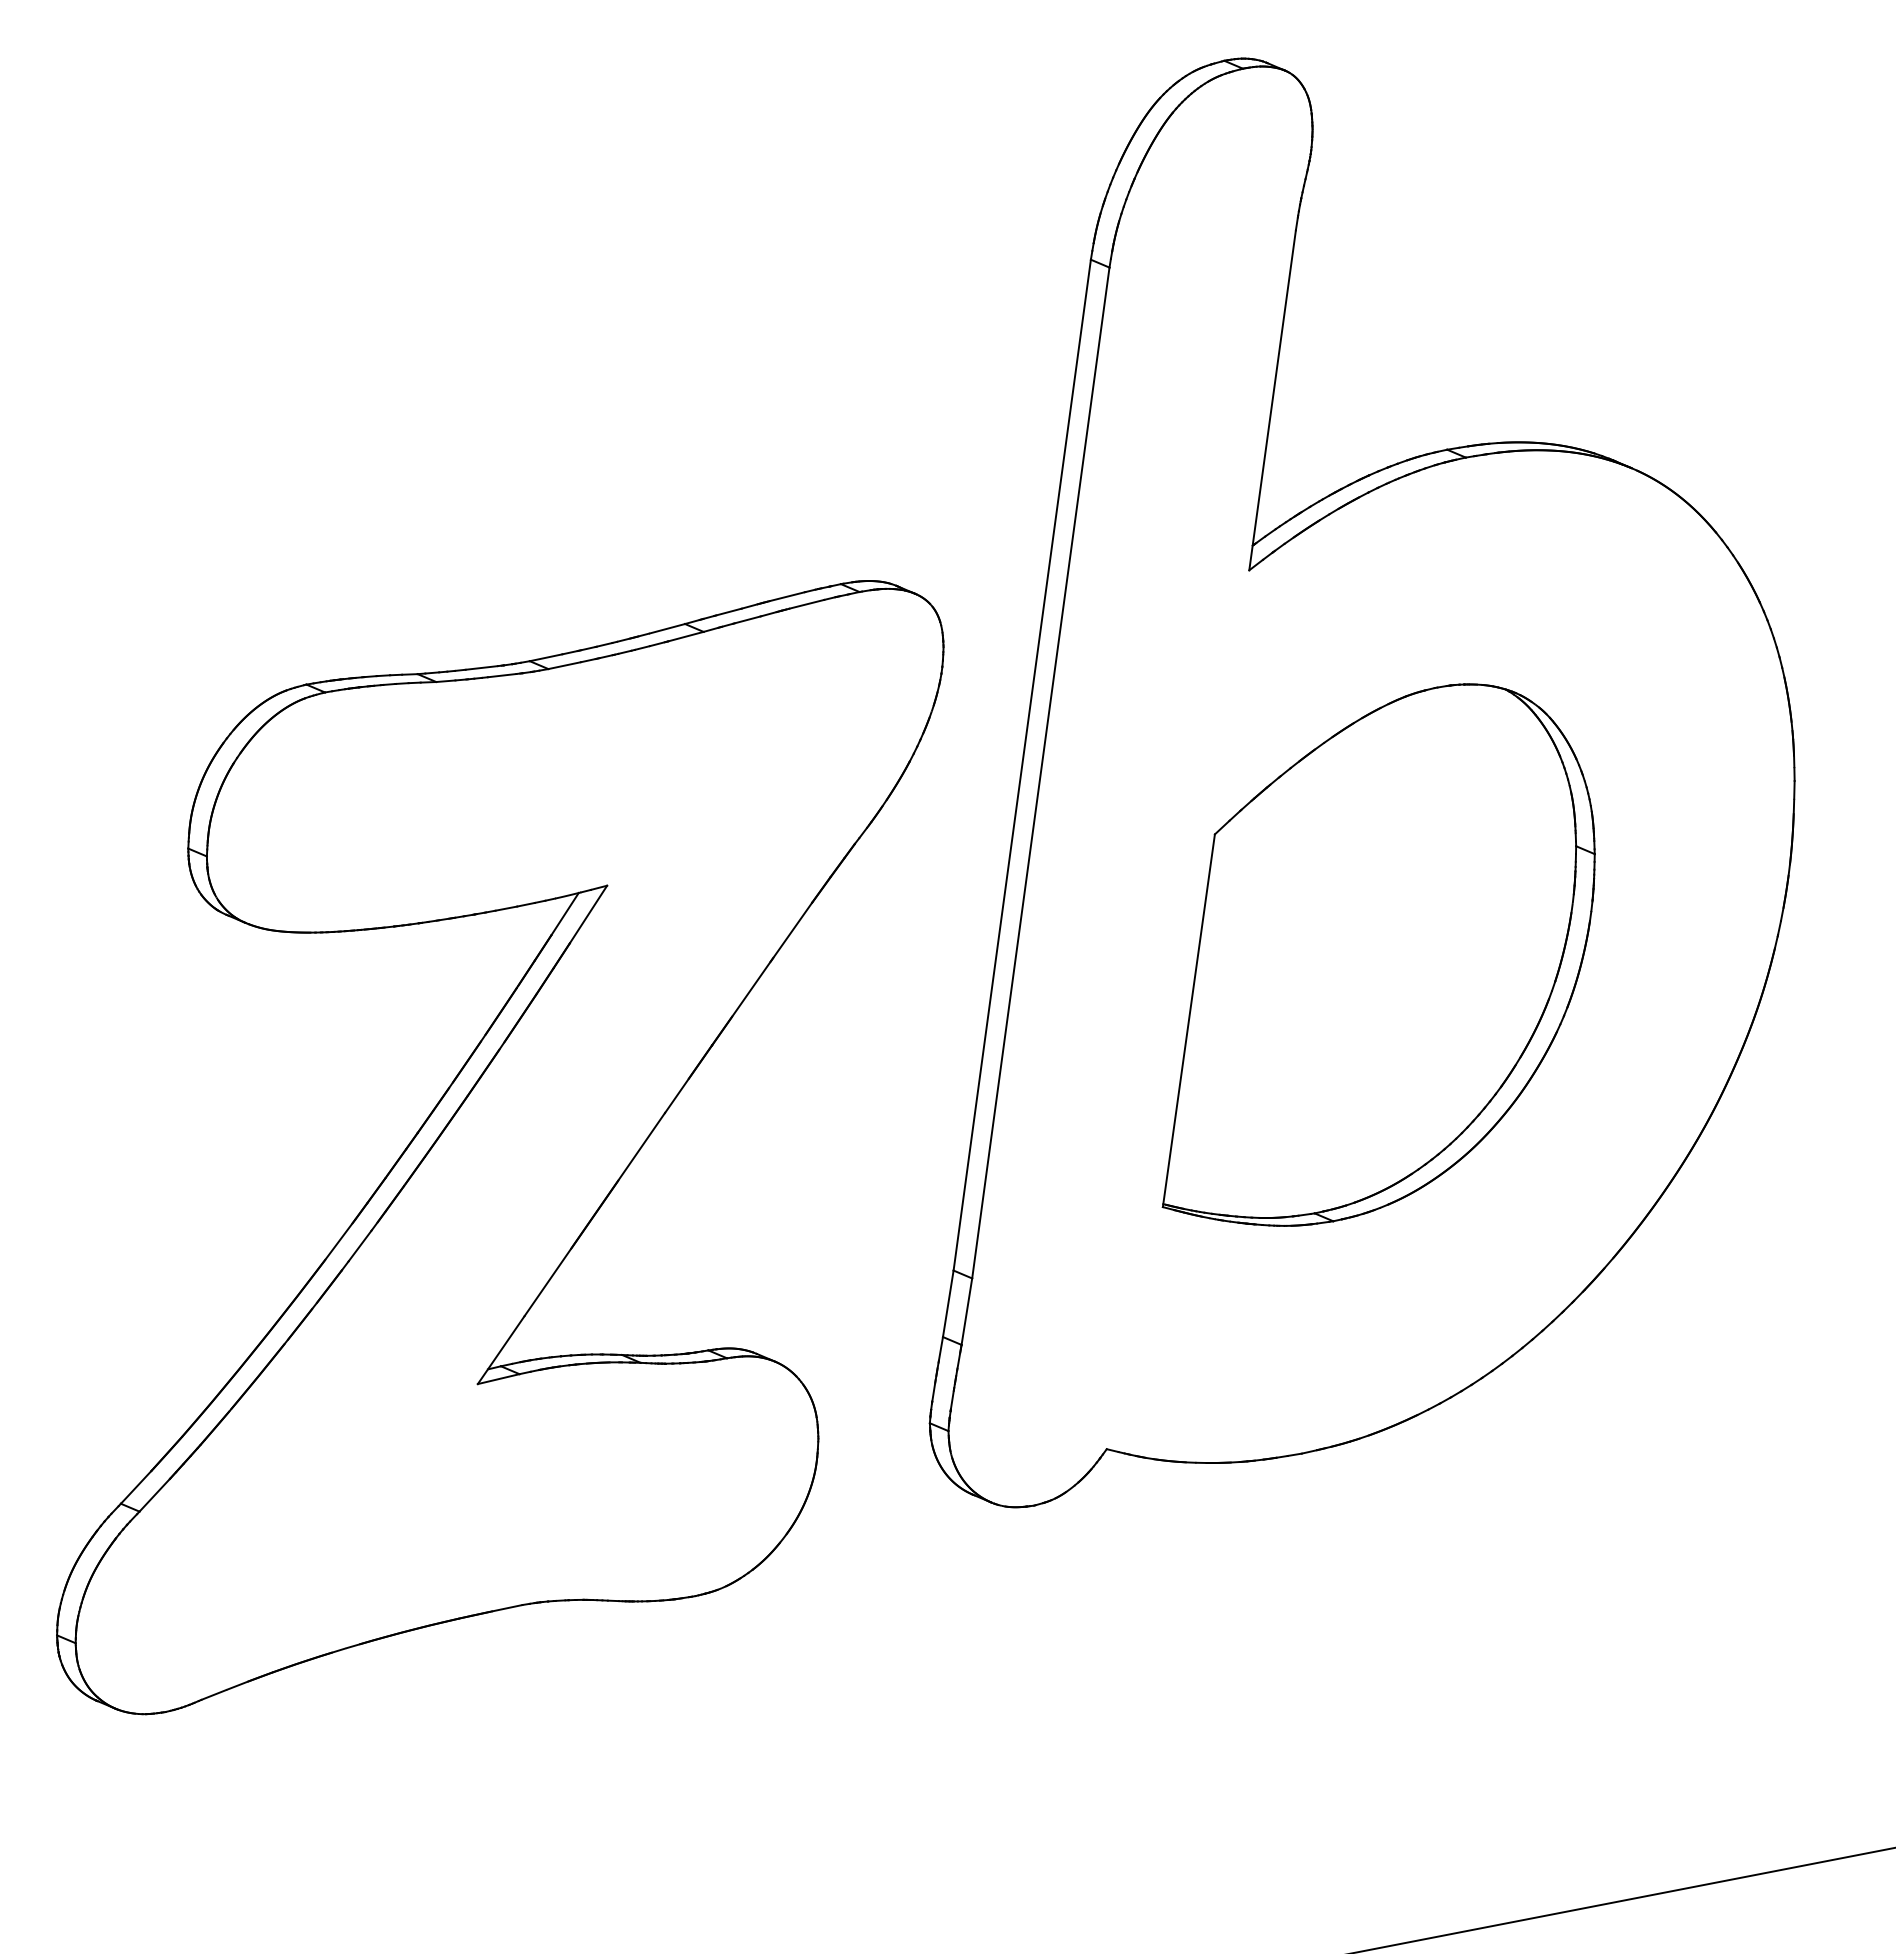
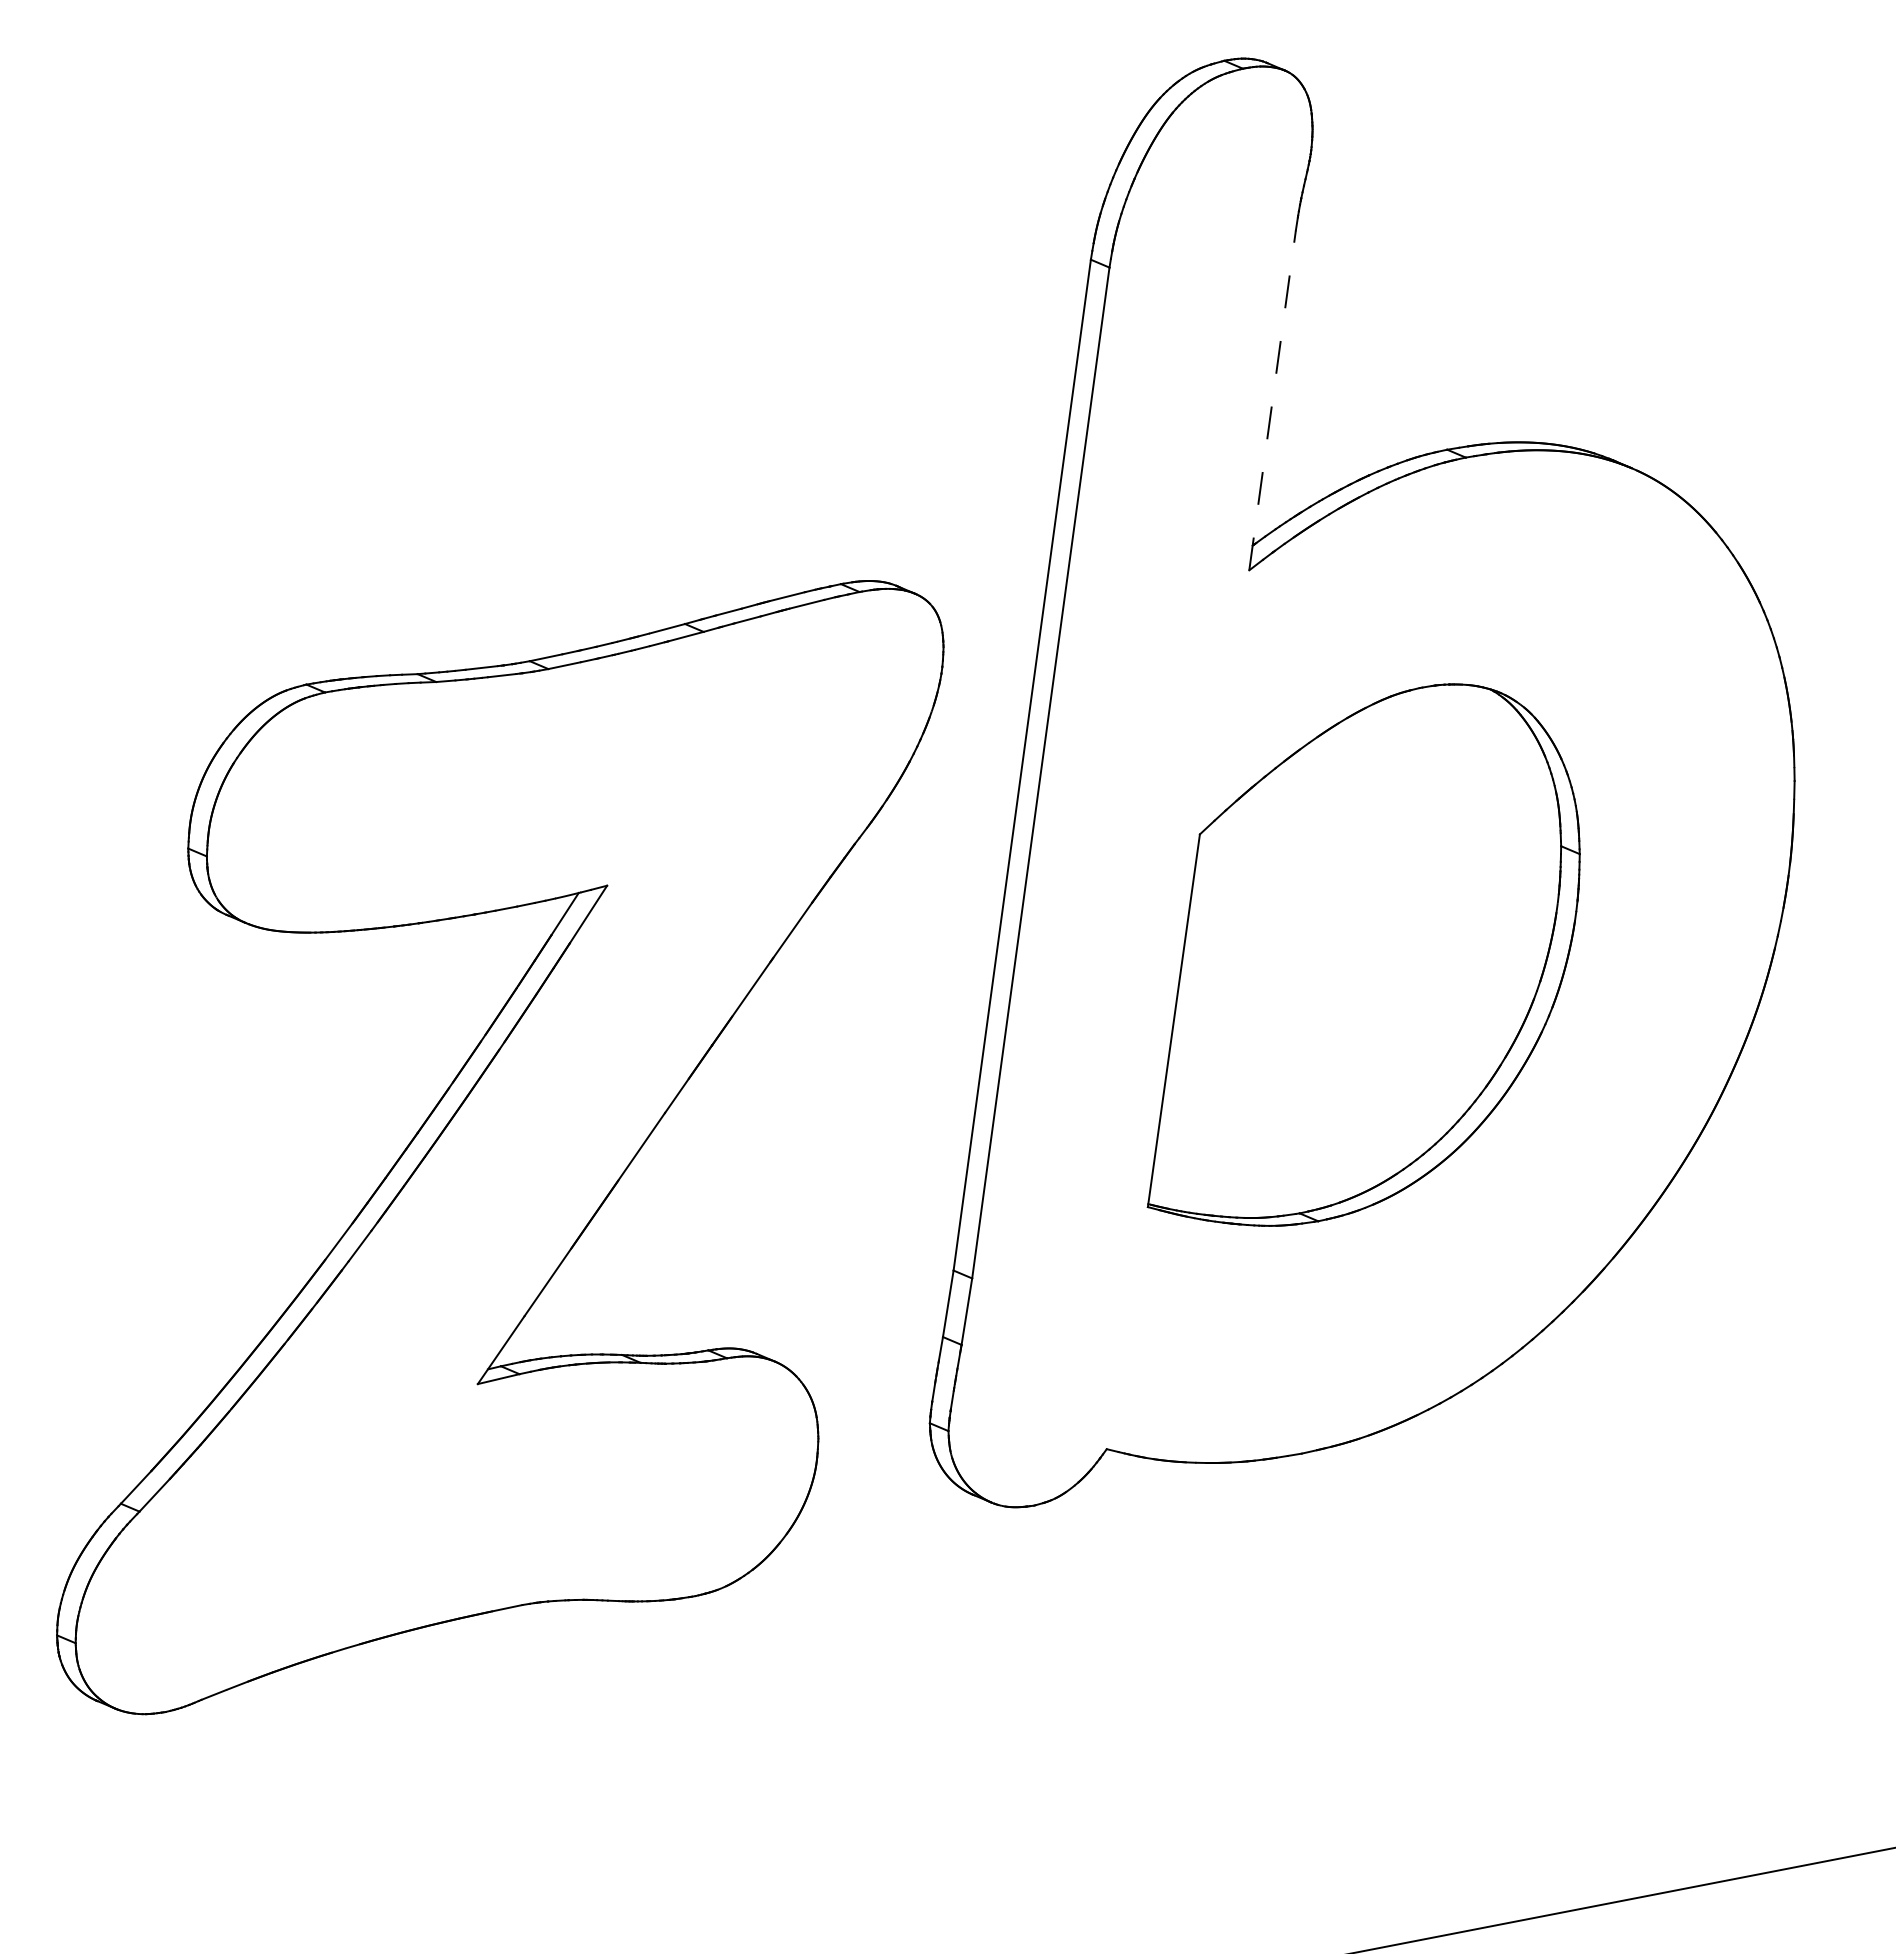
line: solid -> dashed (1272, 400)
part position: (1378, 954) -> (1363, 954) (1363, 954)
